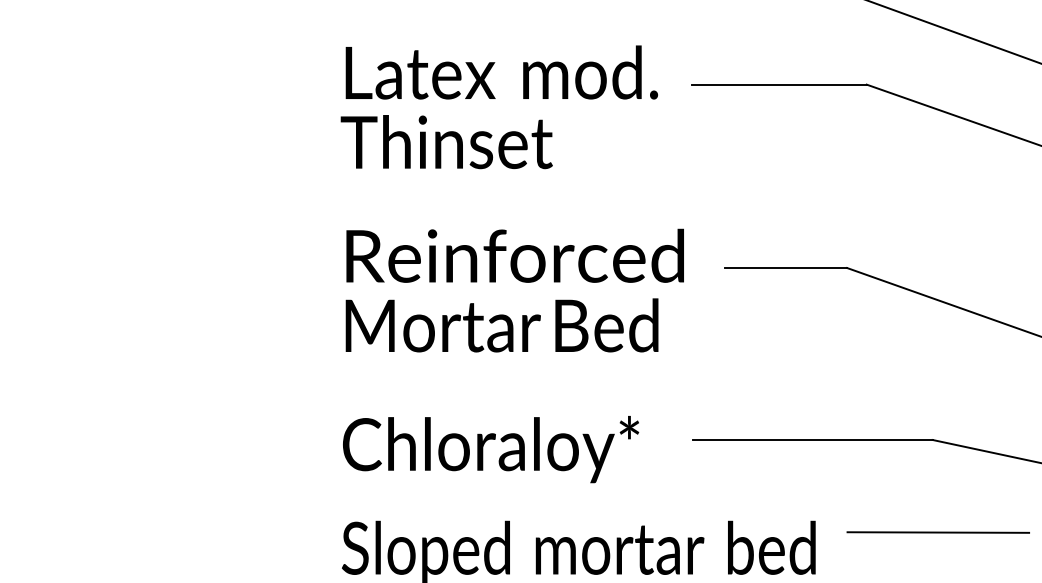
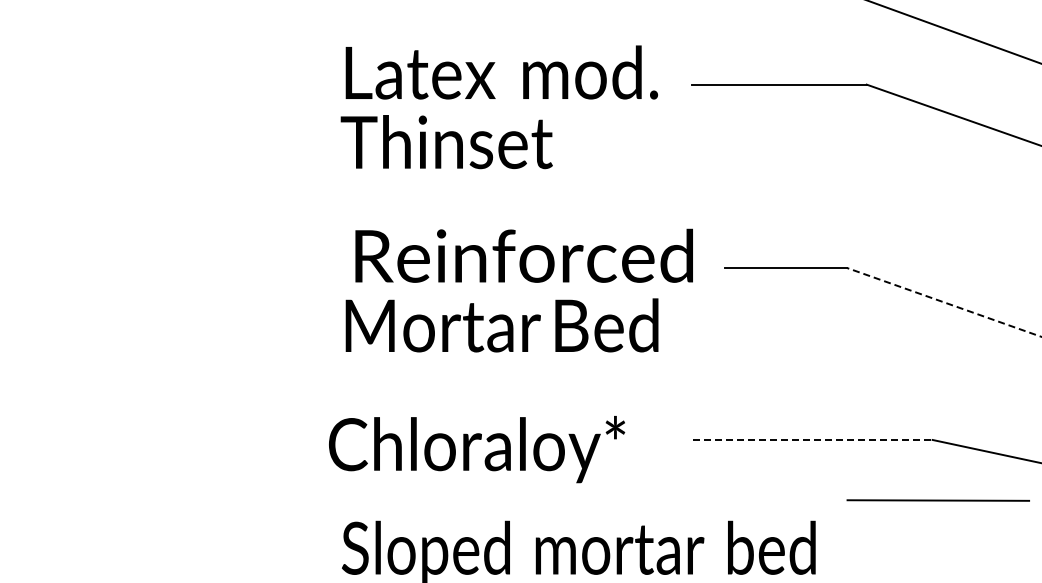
text position: (514, 255) -> (523, 255) (523, 255)
line: solid -> dashed (944, 302)
line: solid -> dashed (812, 439)
text position: (491, 449) -> (477, 449) (477, 449)
line position: (937, 532) -> (937, 500) (937, 500)
